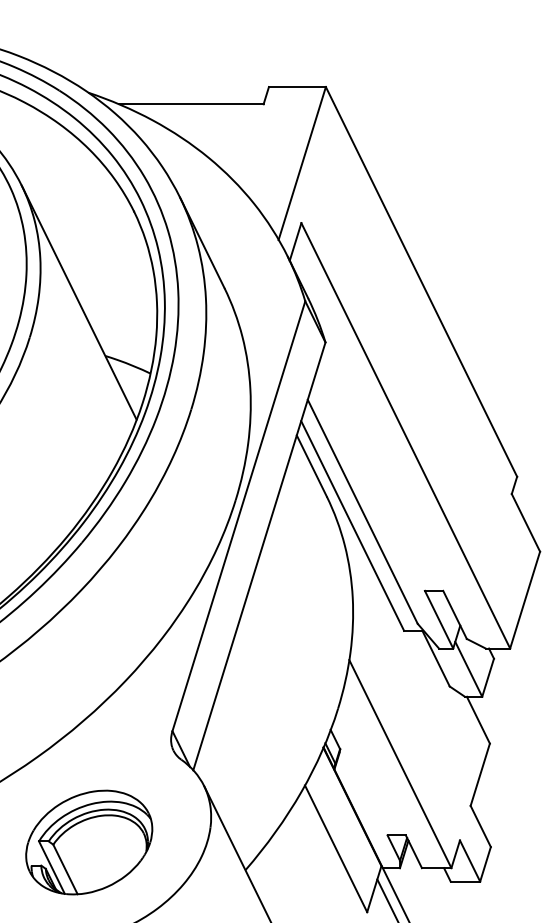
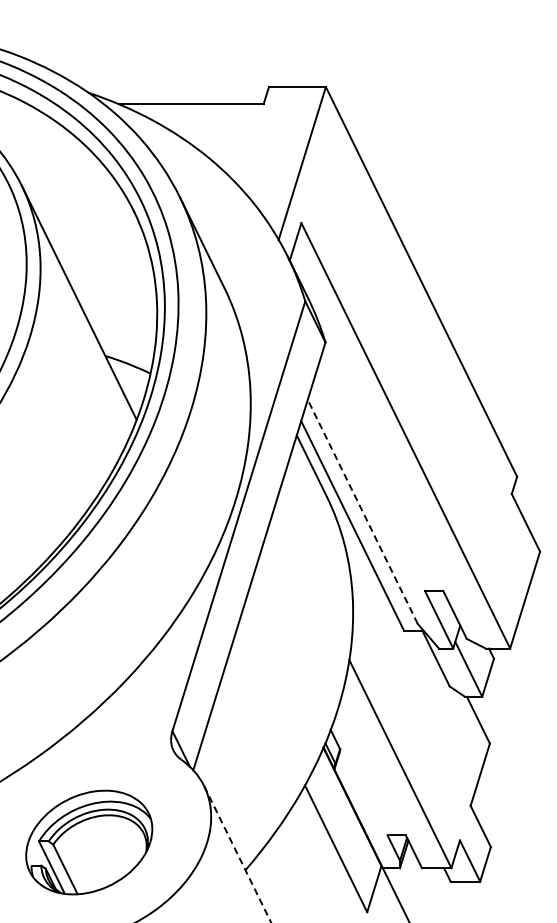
line: solid -> dashed (362, 511)
line: solid -> dashed (237, 854)
line: present -> none (387, 899)
